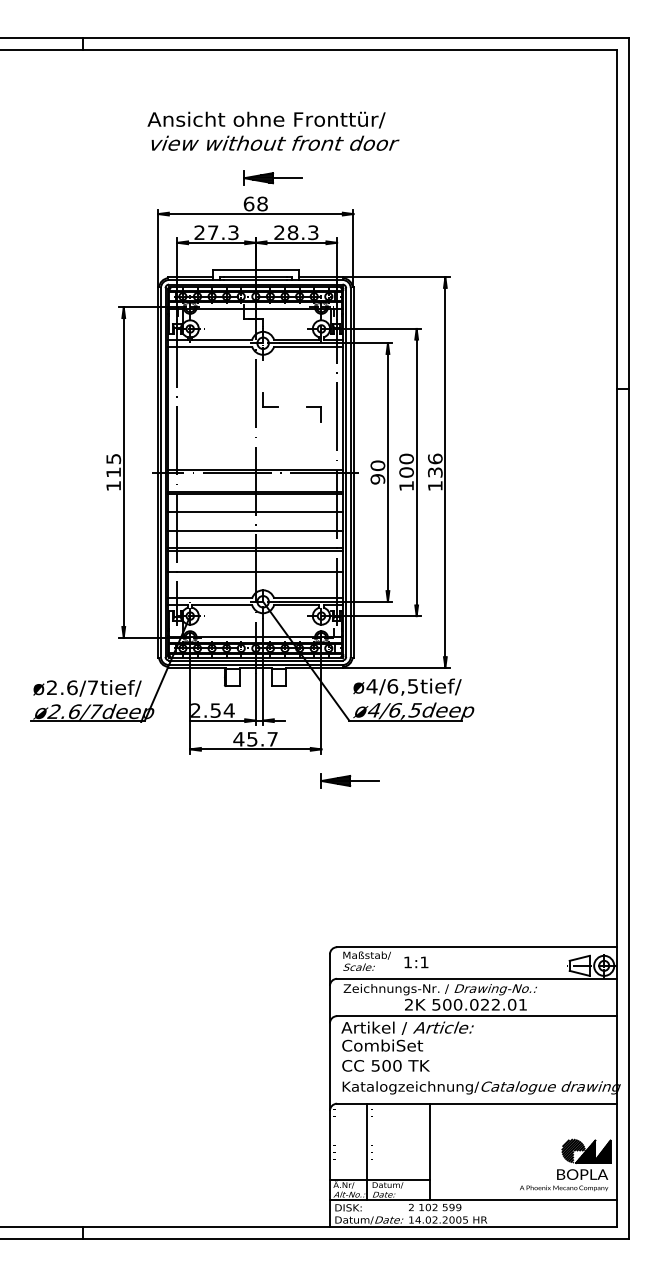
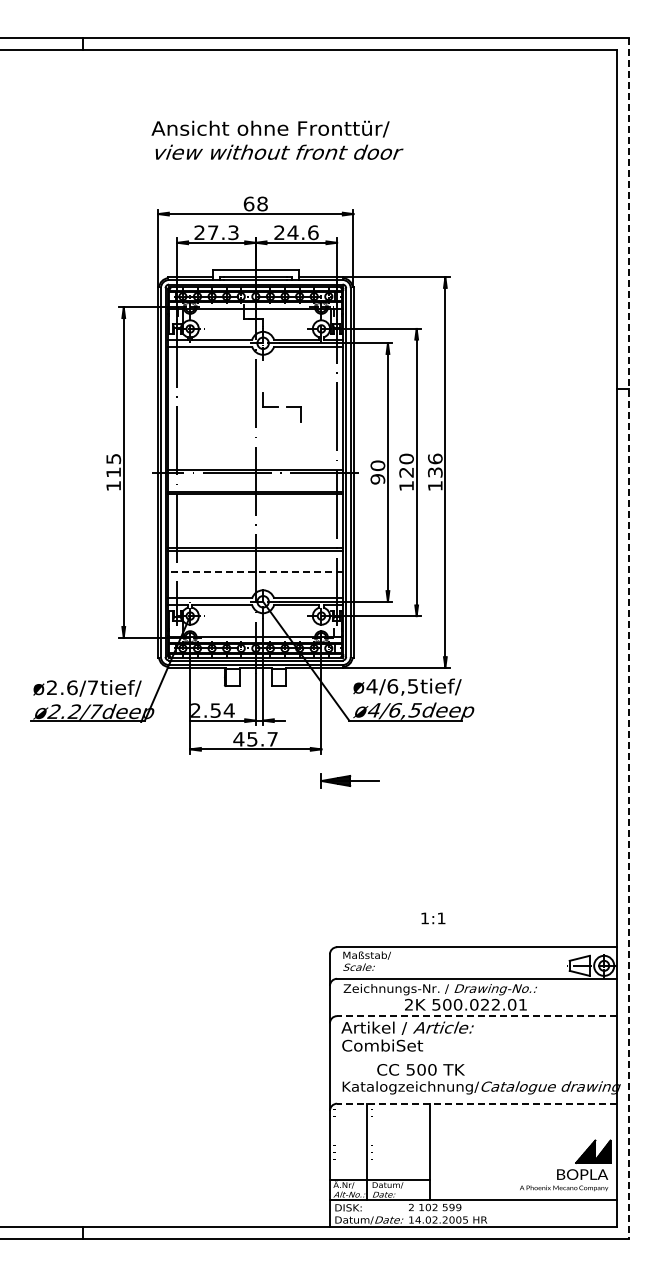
text position: (273, 130) -> (277, 139) (277, 139)
part: present -> none (272, 177)
text: 28.3 -> 24.6 (302, 232)
part position: (313, 407) -> (293, 407) (293, 407)
text: 100 -> 120 (406, 472)
line: present -> none (255, 512)
line: present -> none (255, 530)
line: solid -> dashed (255, 572)
line: solid -> dashed (628, 638)
text: ø2.6/7deep -> ø2.2/7deep (74, 711)
text position: (416, 962) -> (433, 918) (433, 918)
line: solid -> dashed (477, 1016)
text position: (385, 1065) -> (420, 1069) (420, 1069)
line: solid -> dashed (477, 1103)
hatch: present -> none (573, 1150)
